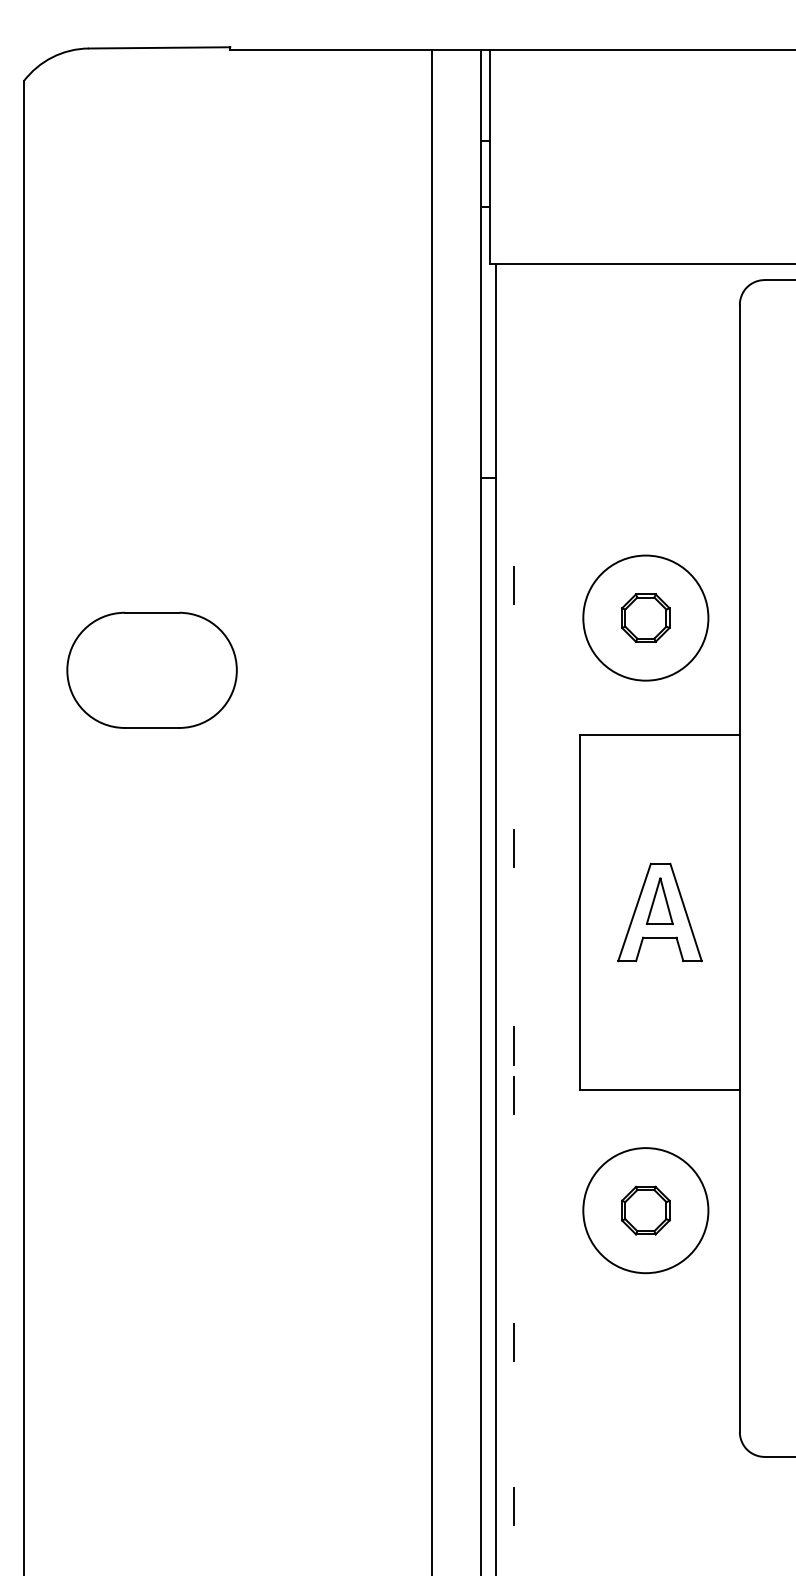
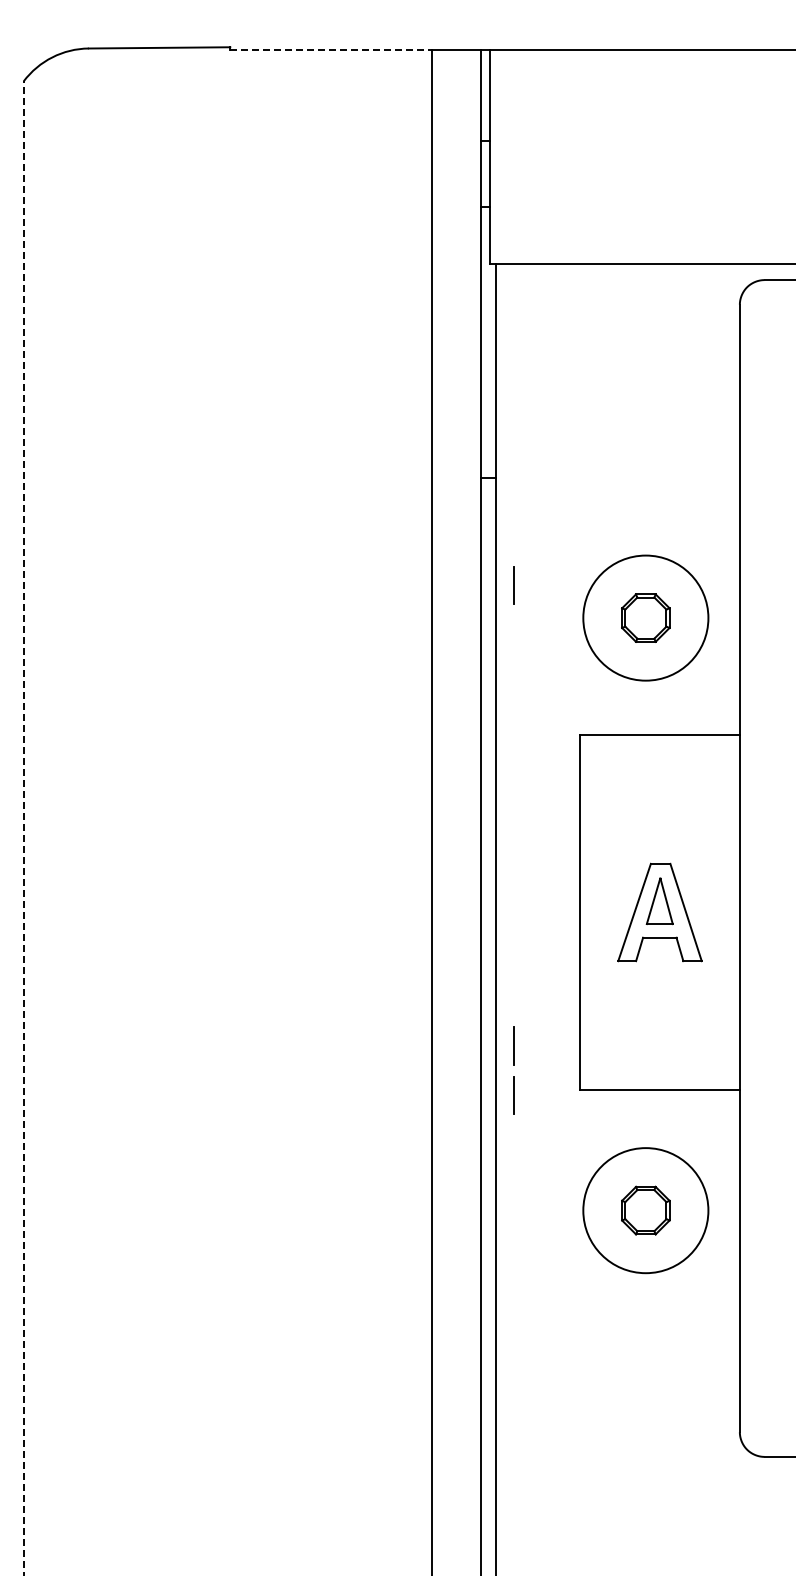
line: solid -> dashed (331, 50)
part: present -> none (151, 669)
line: solid -> dashed (23, 828)
line: present -> none (514, 848)
line: present -> none (514, 1341)
line: present -> none (514, 1506)
